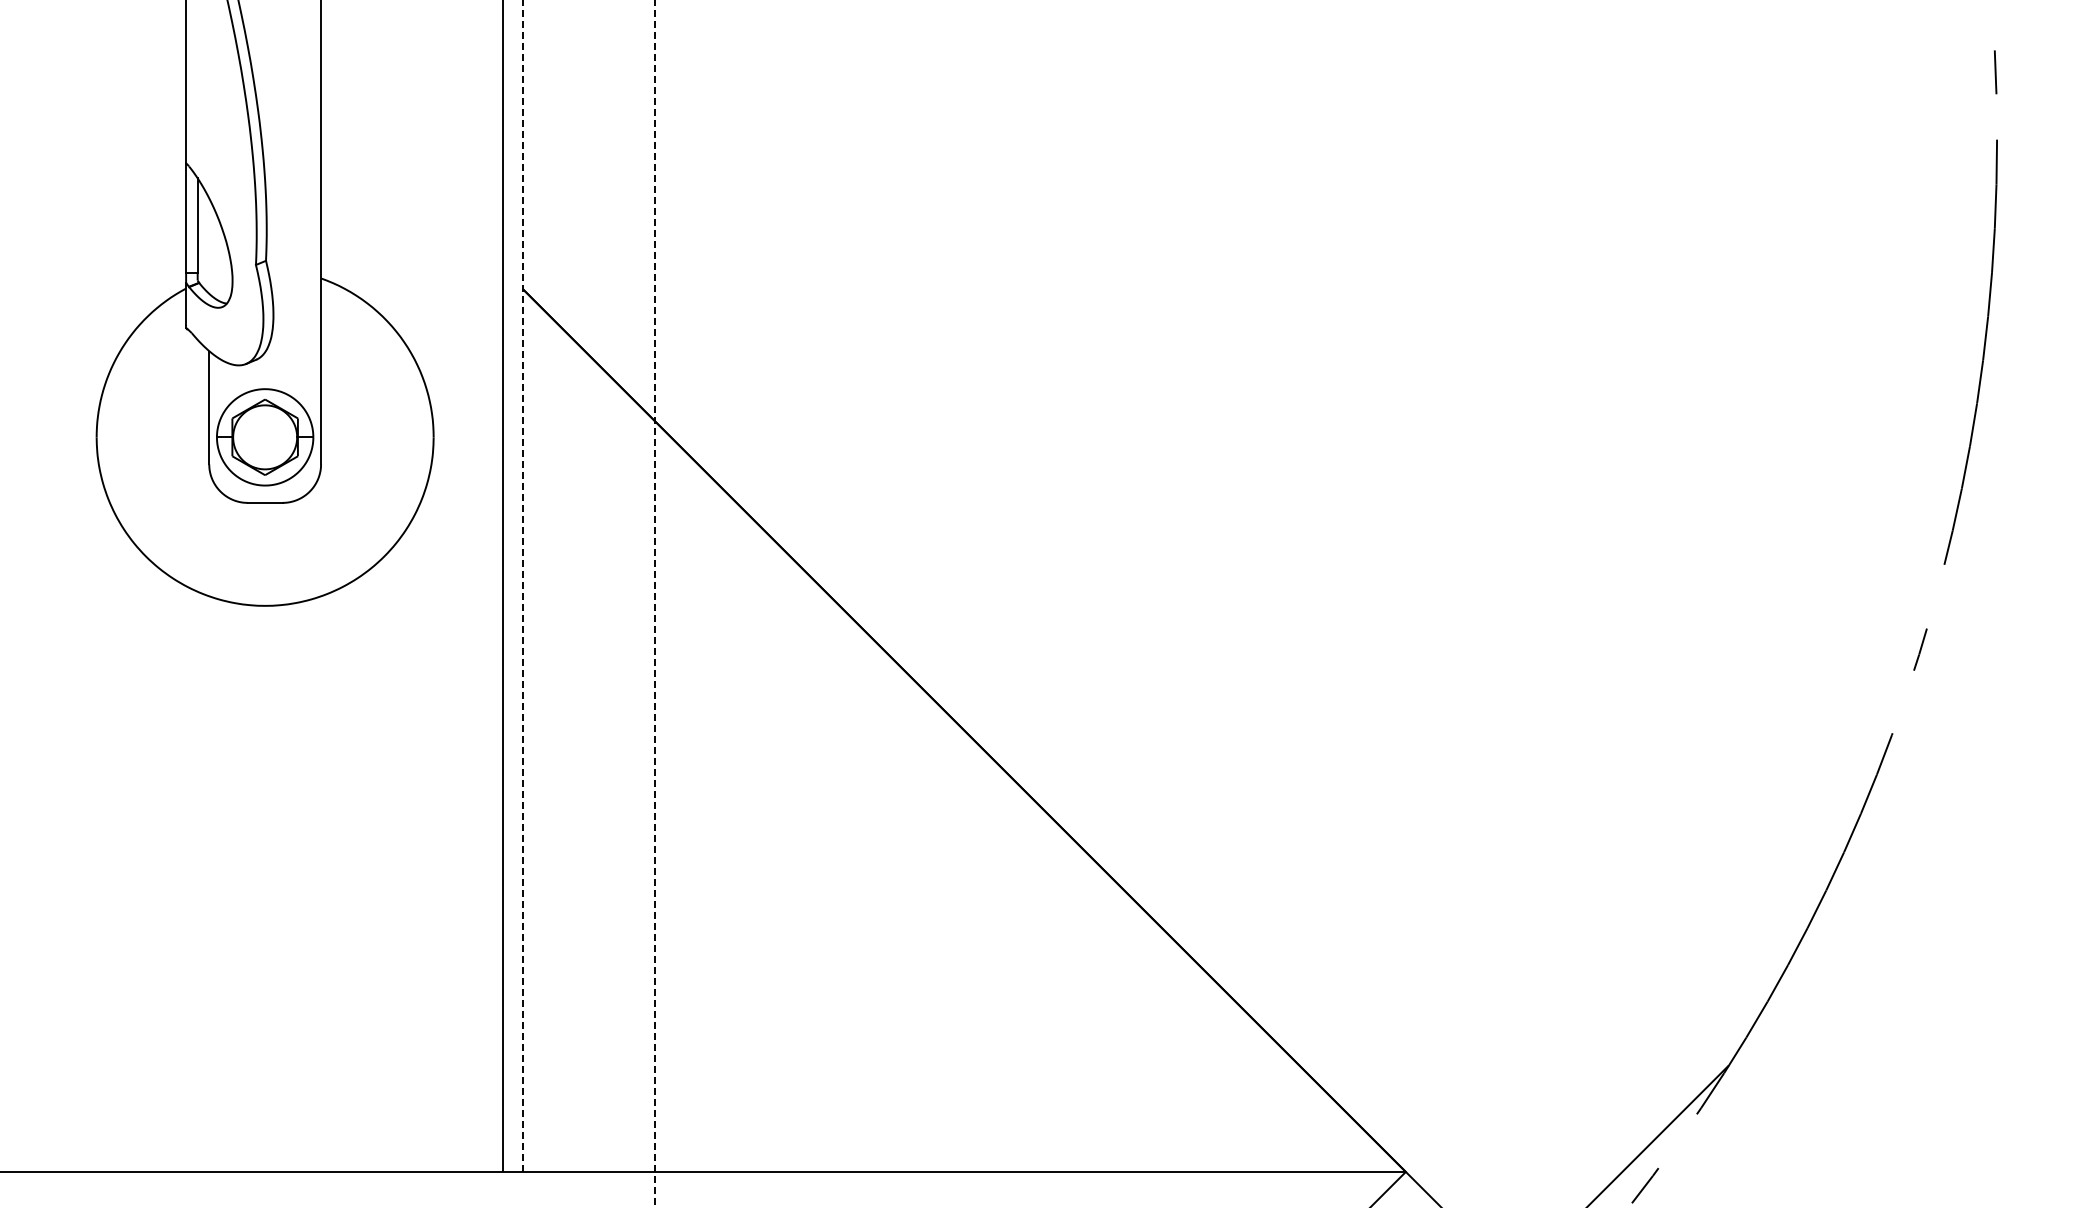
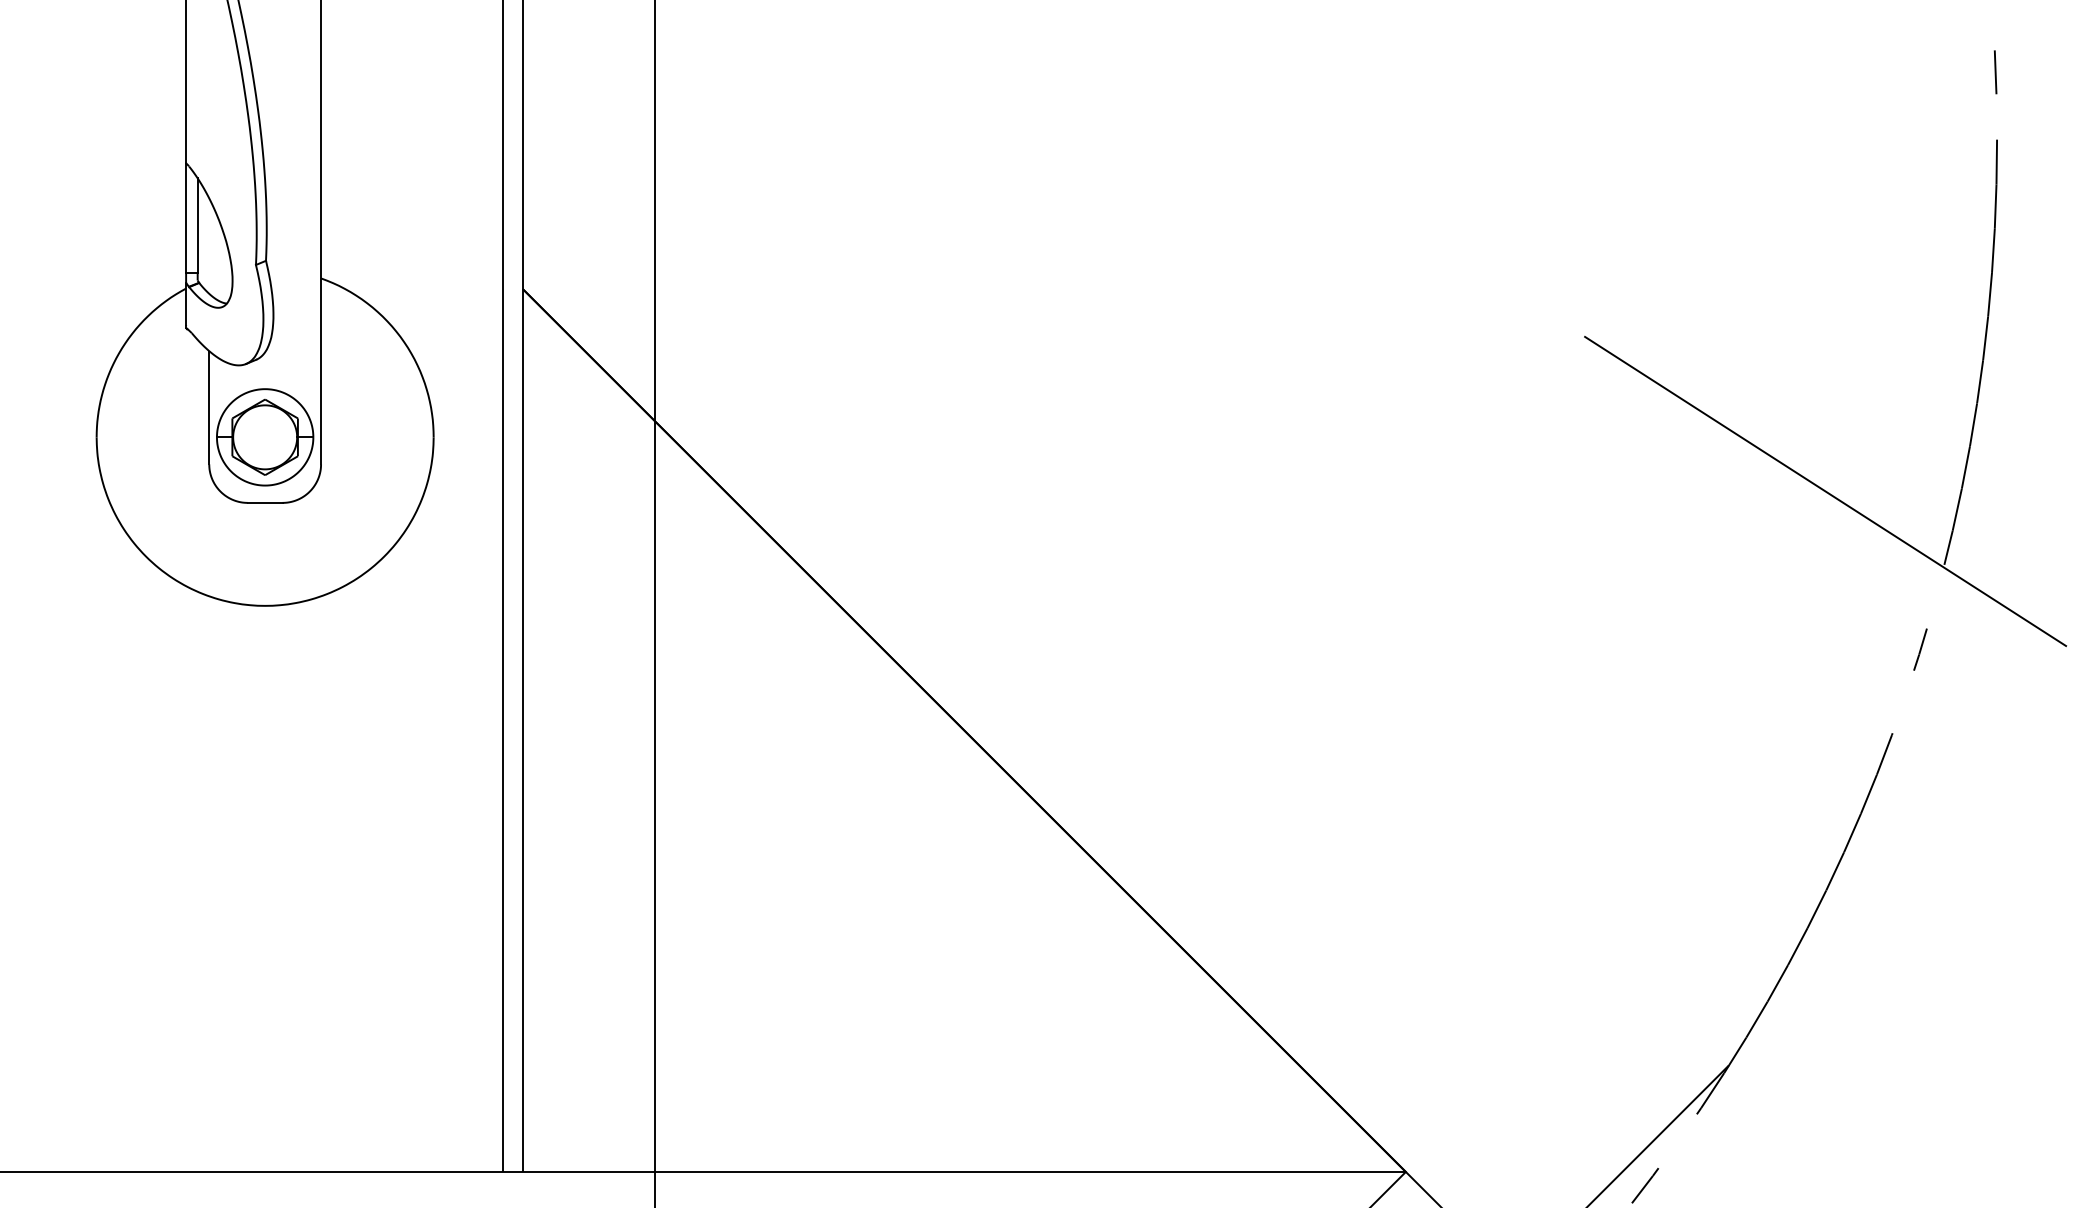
line: none -> present (1825, 491)
line: dashed -> solid (522, 586)
line: dashed -> solid (655, 604)
